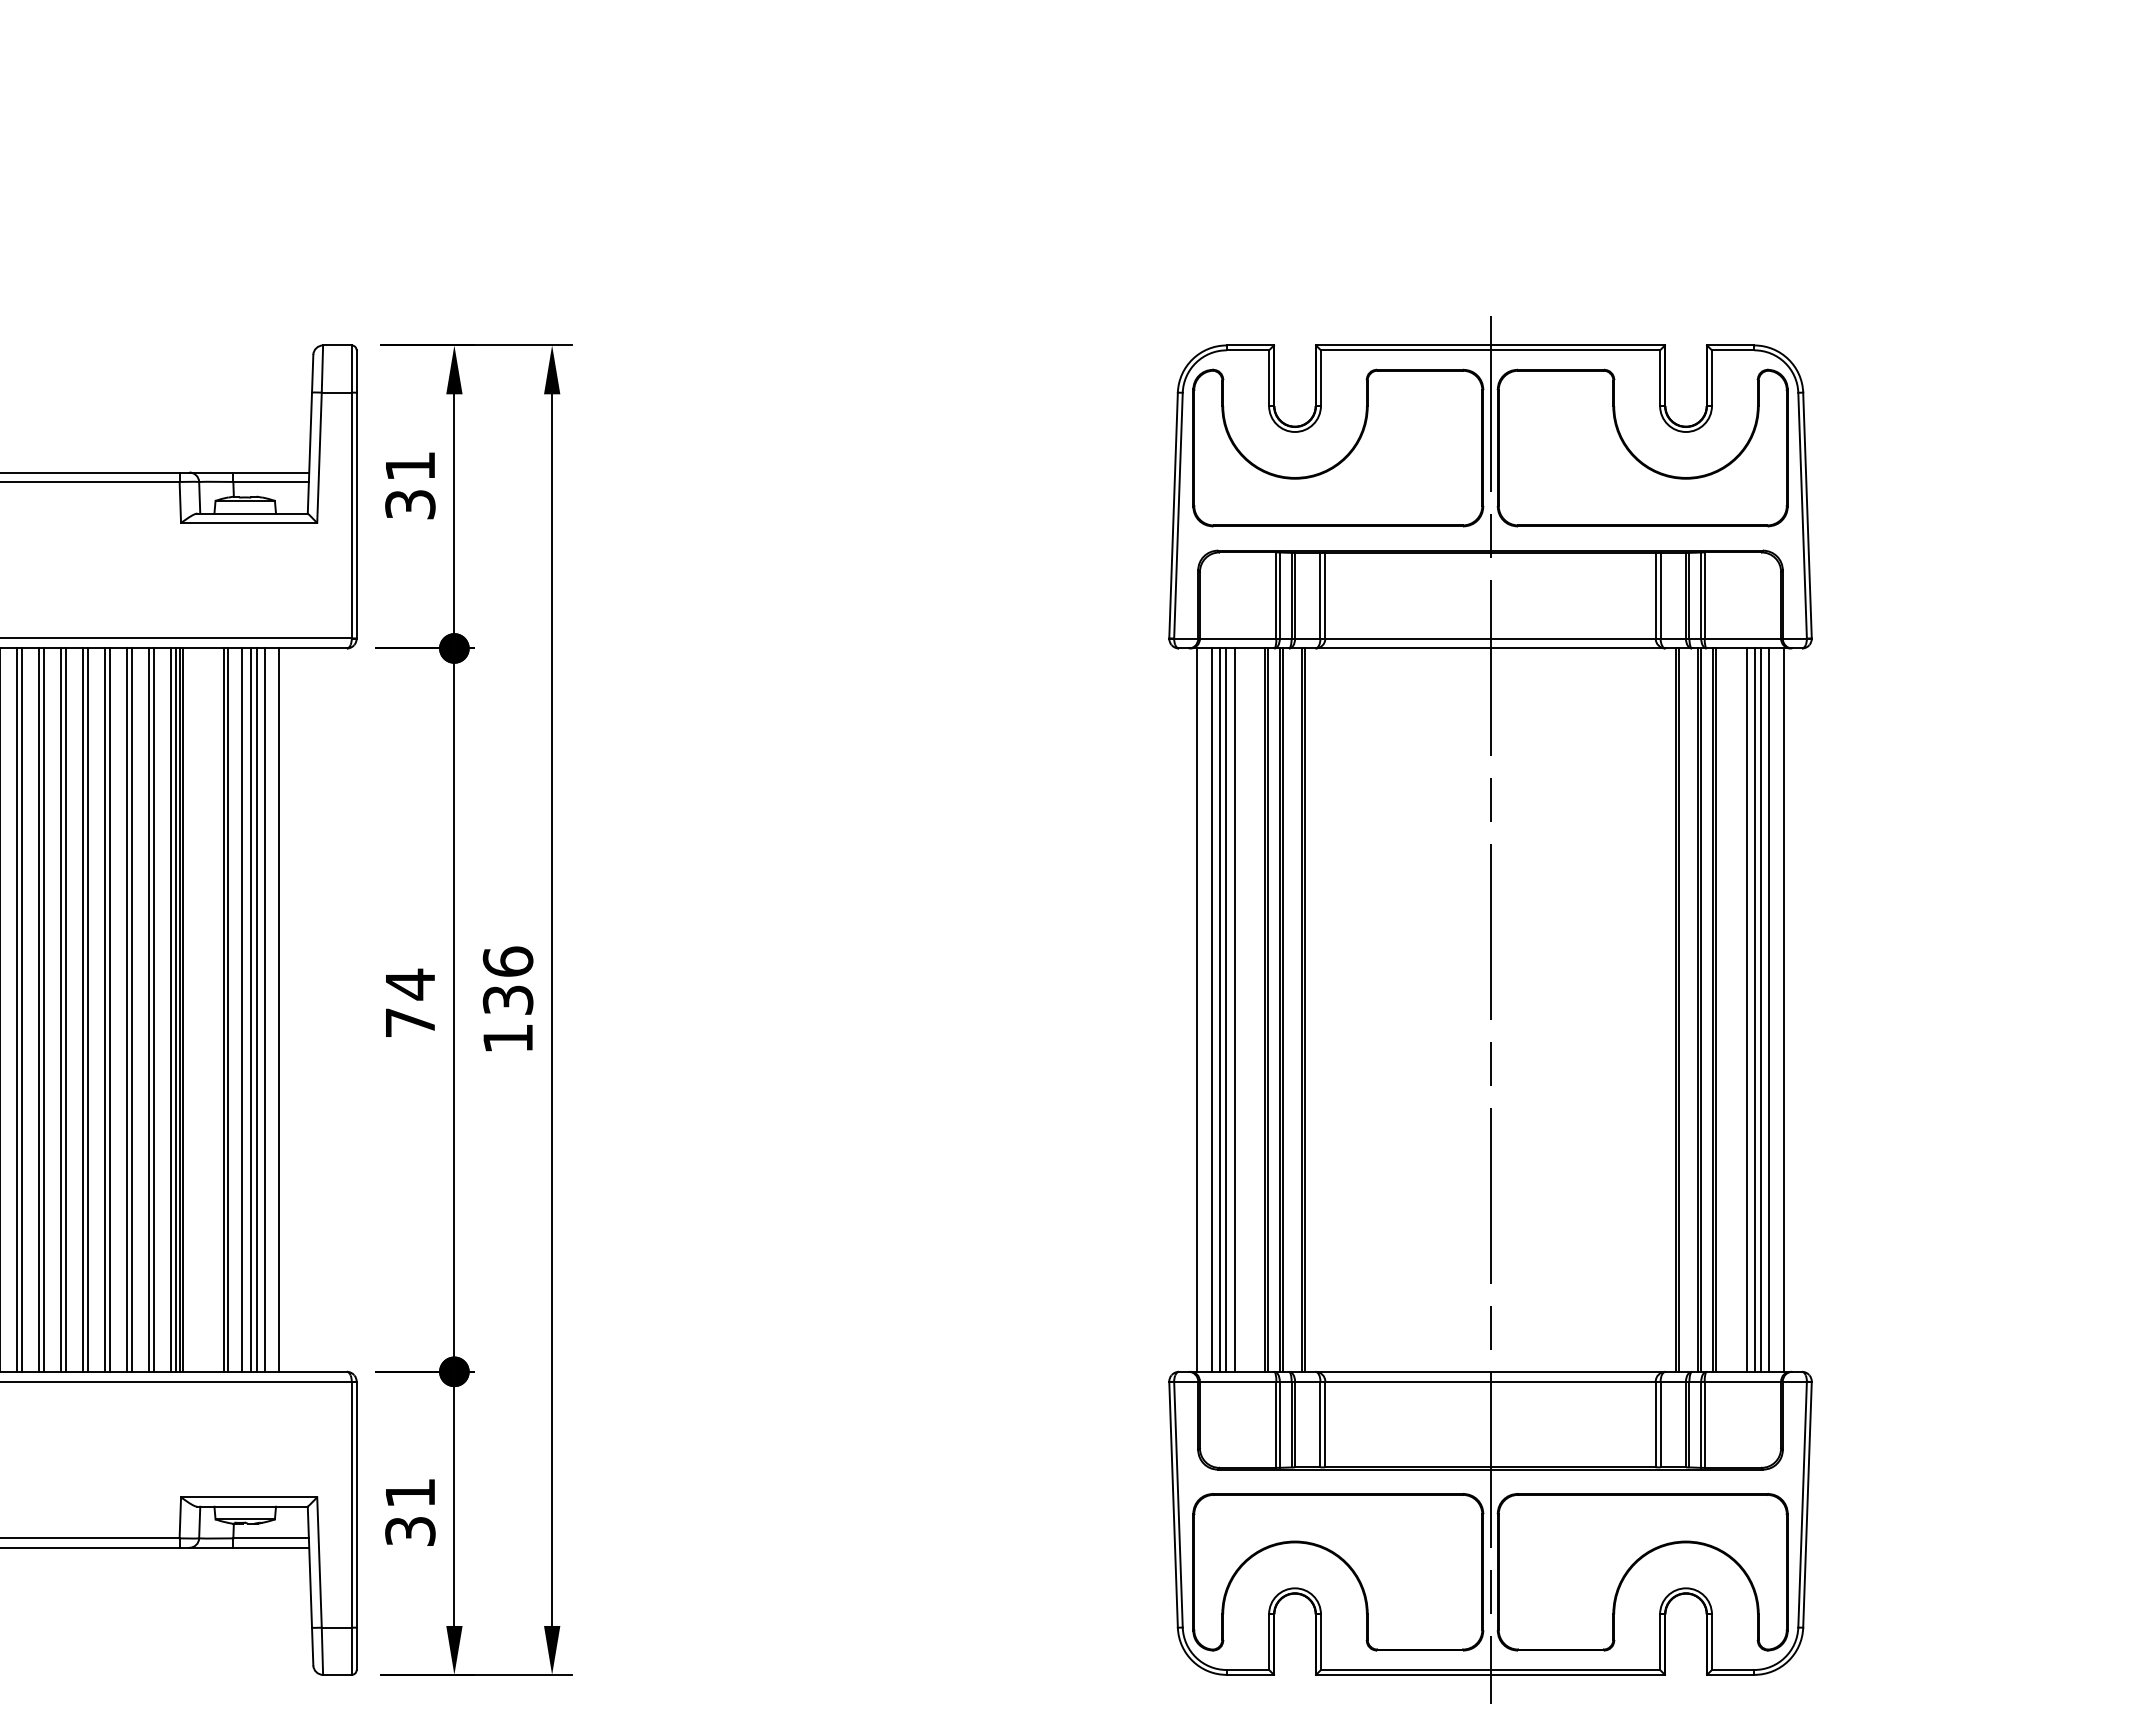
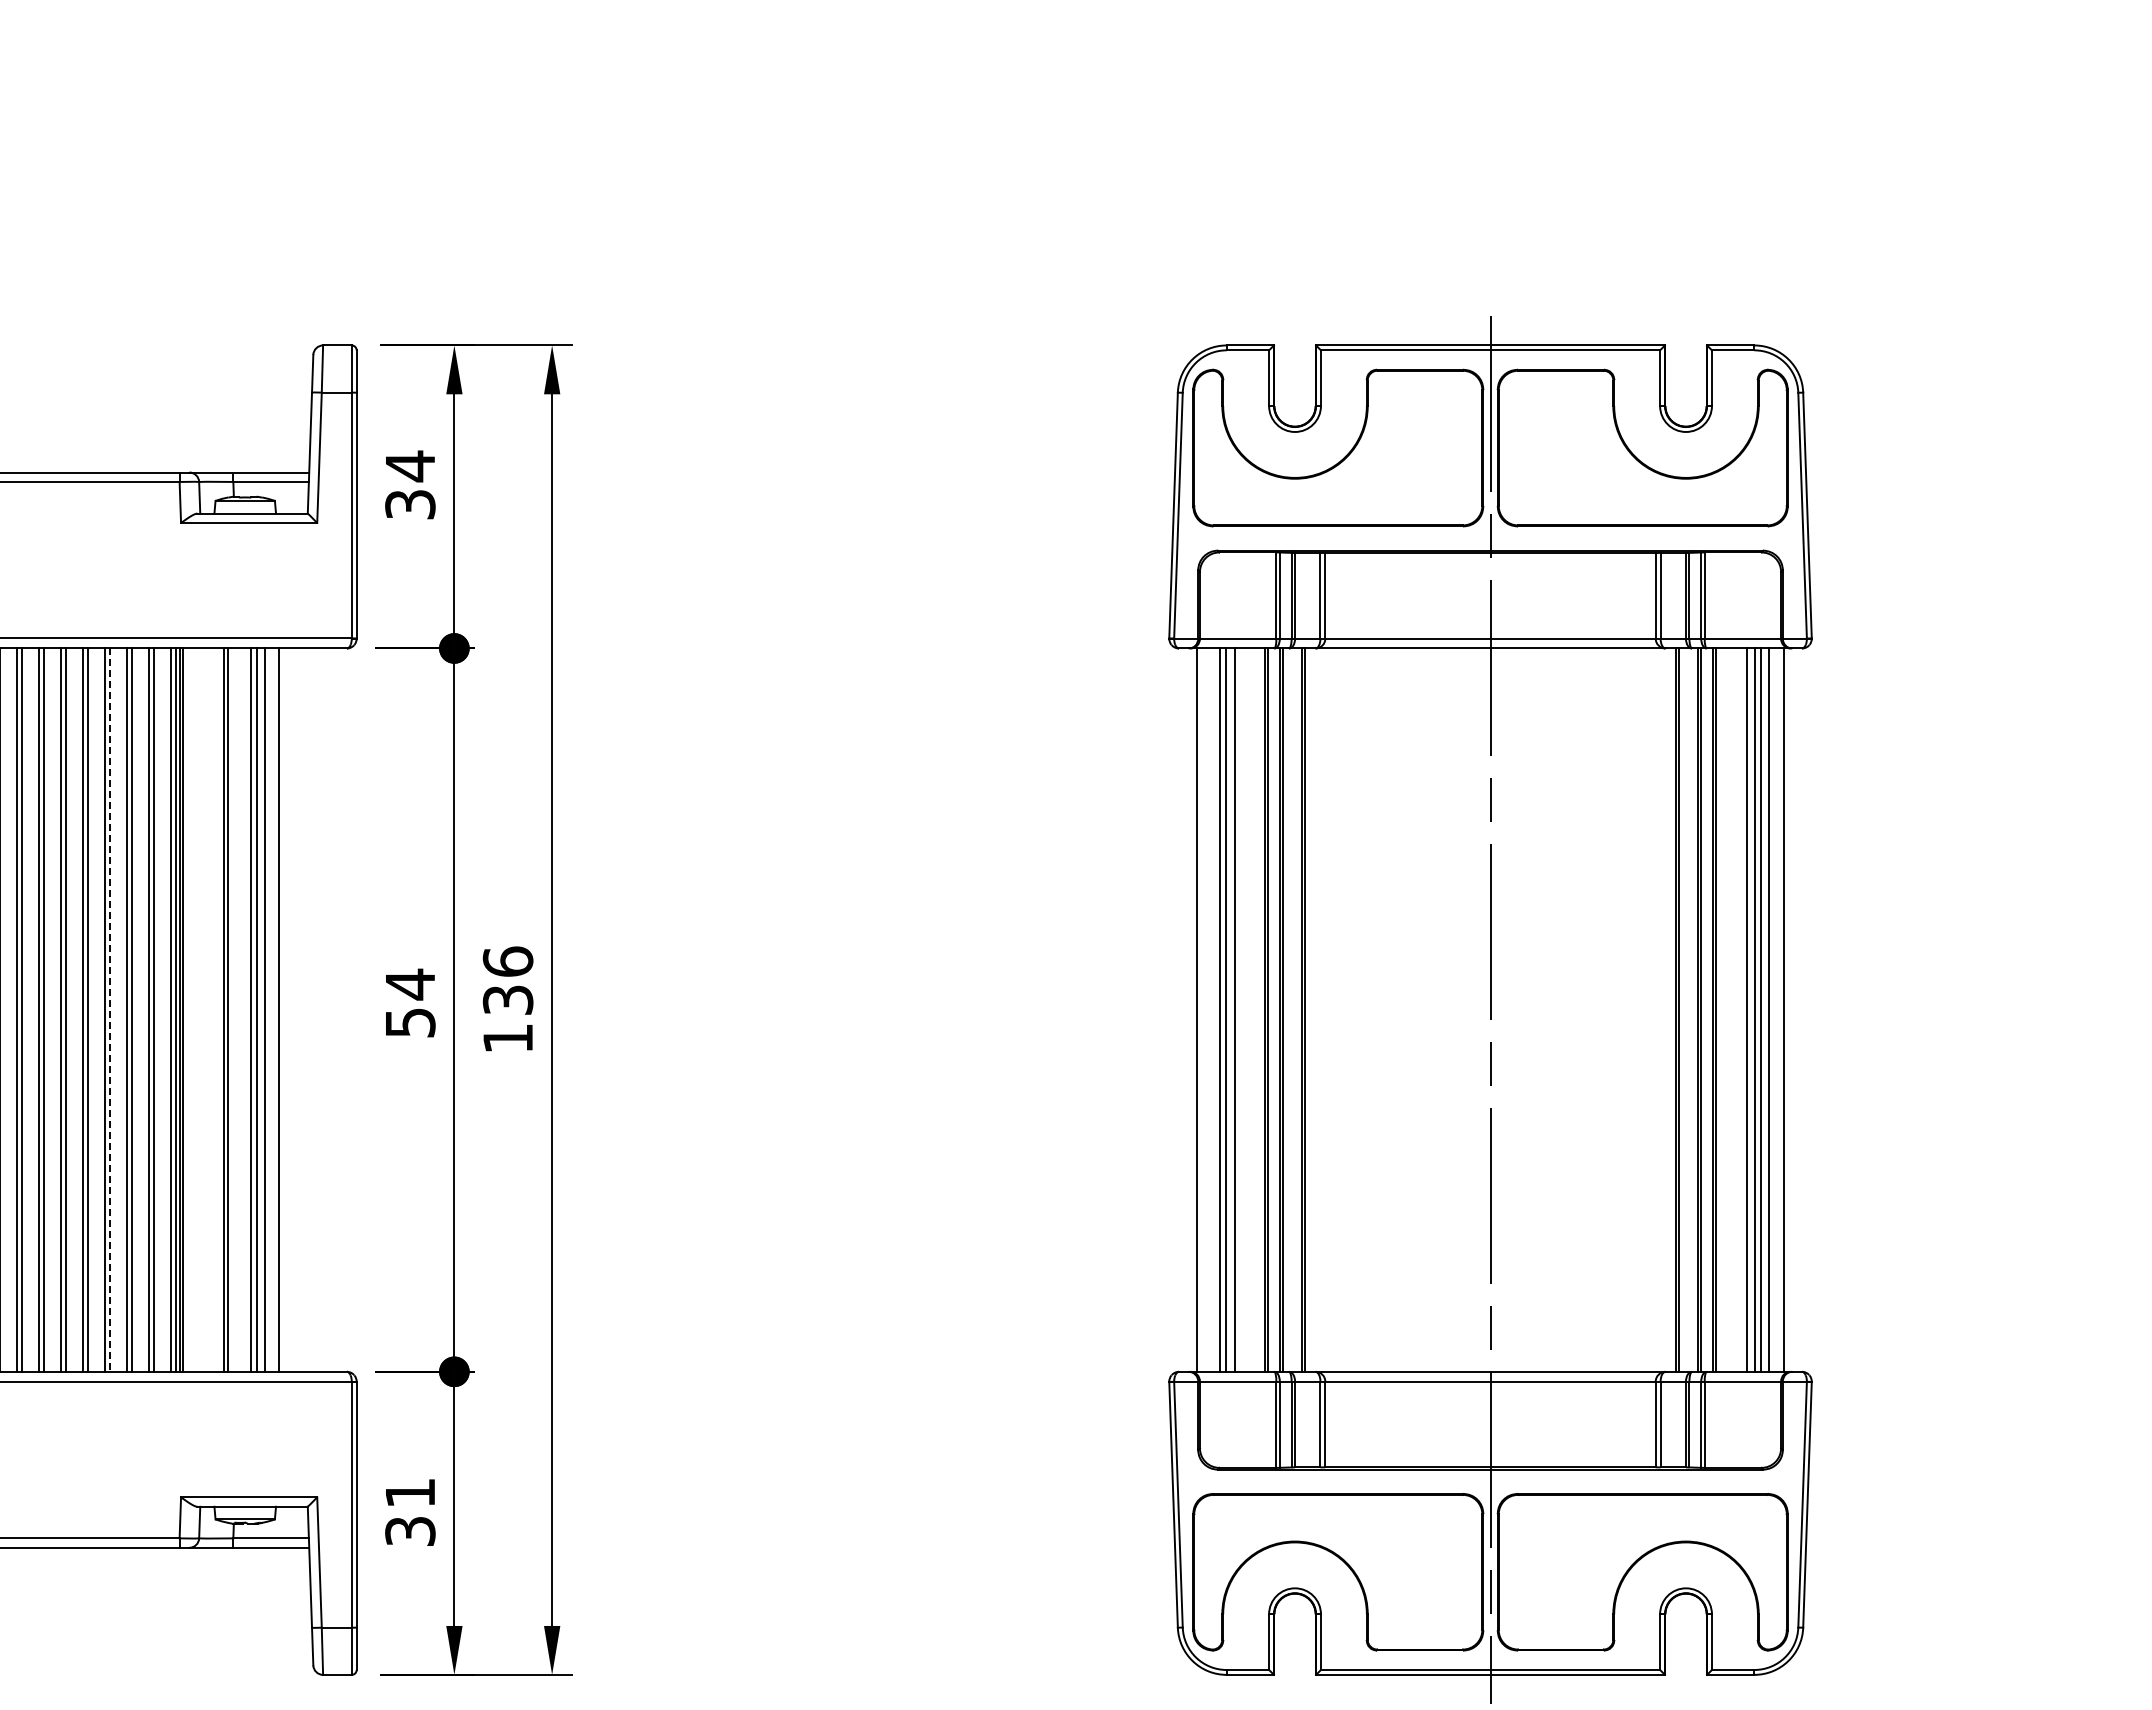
text: 31 -> 34 (410, 466)
line: present -> none (242, 1009)
line: present -> none (1211, 1009)
line: solid -> dashed (109, 1010)
text: 74 -> 54 (410, 1022)
